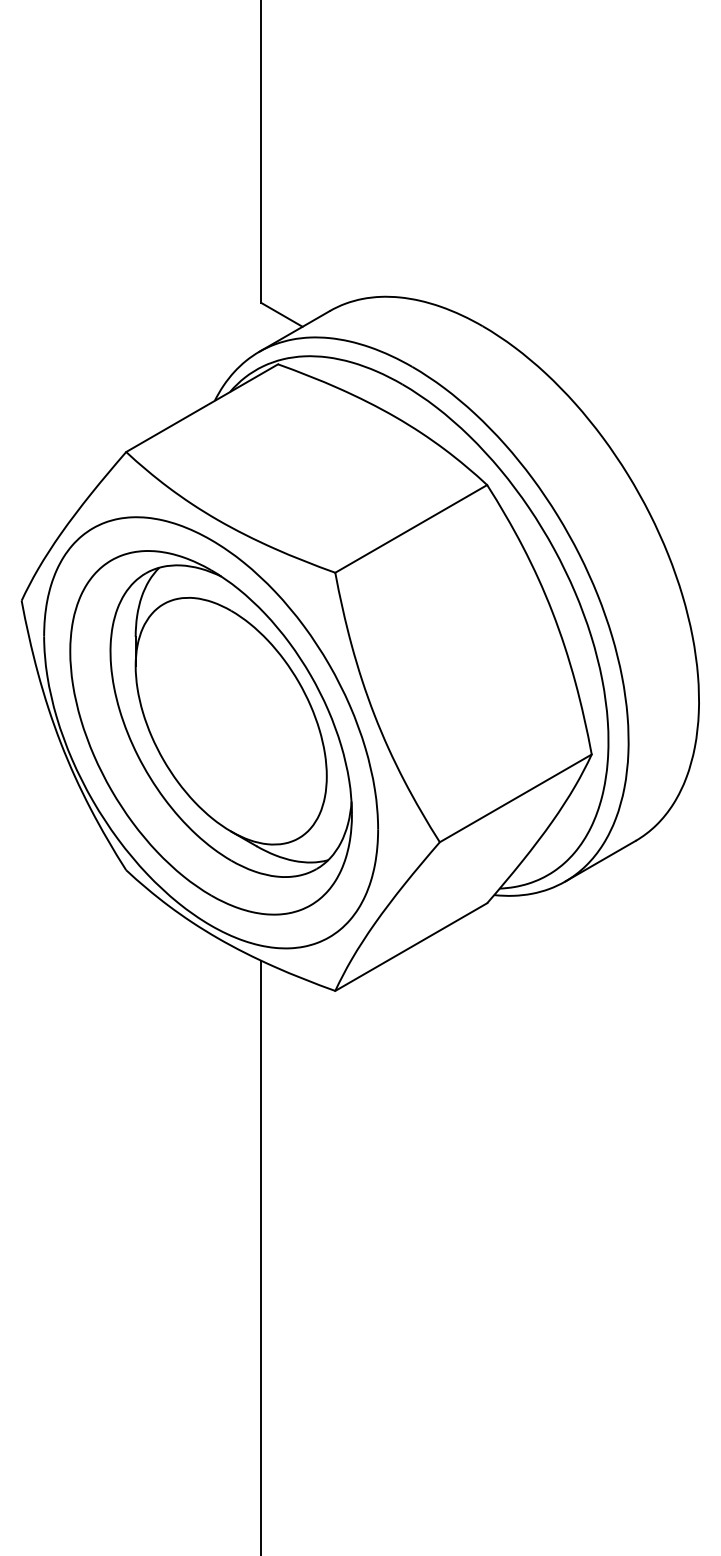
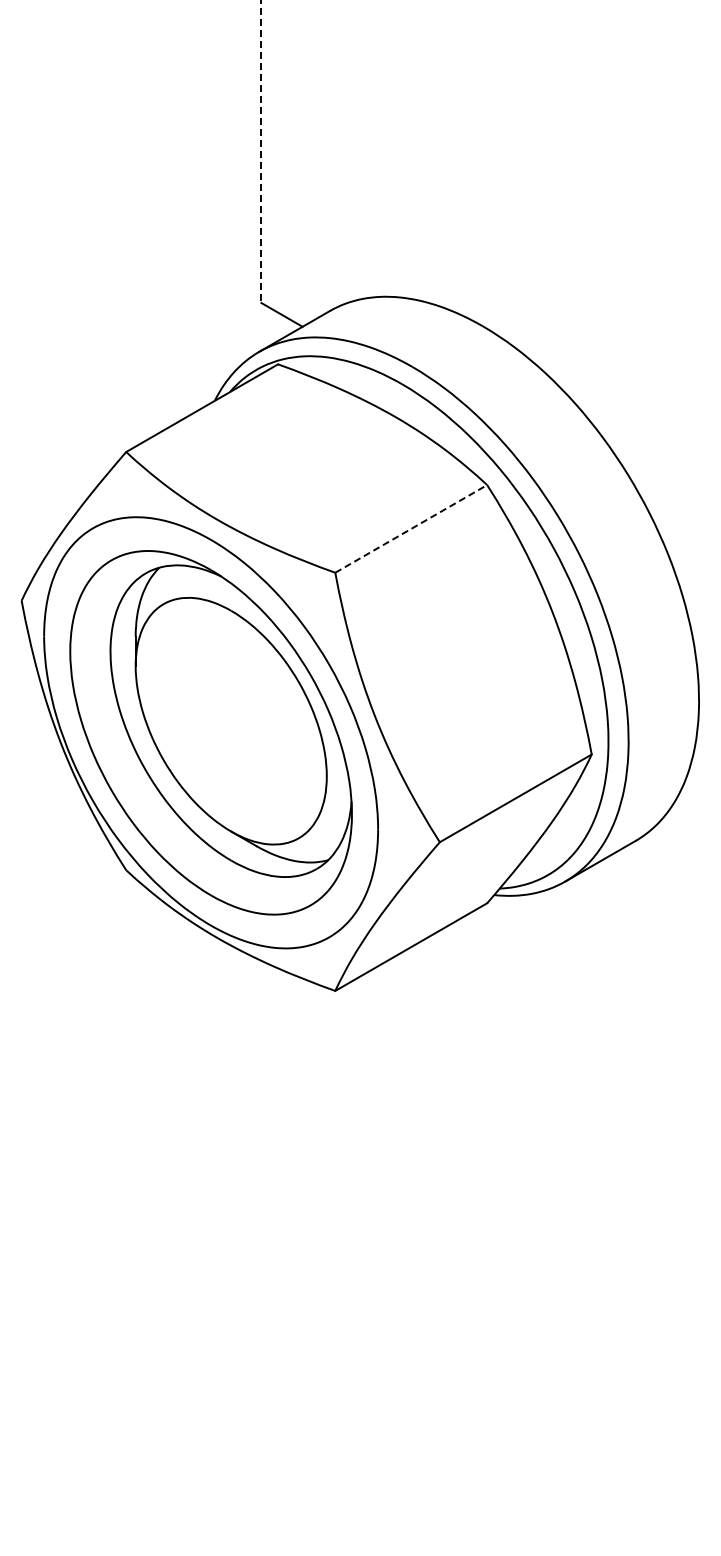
line: solid -> dashed (261, 152)
line: solid -> dashed (411, 528)
line: present -> none (261, 1256)
